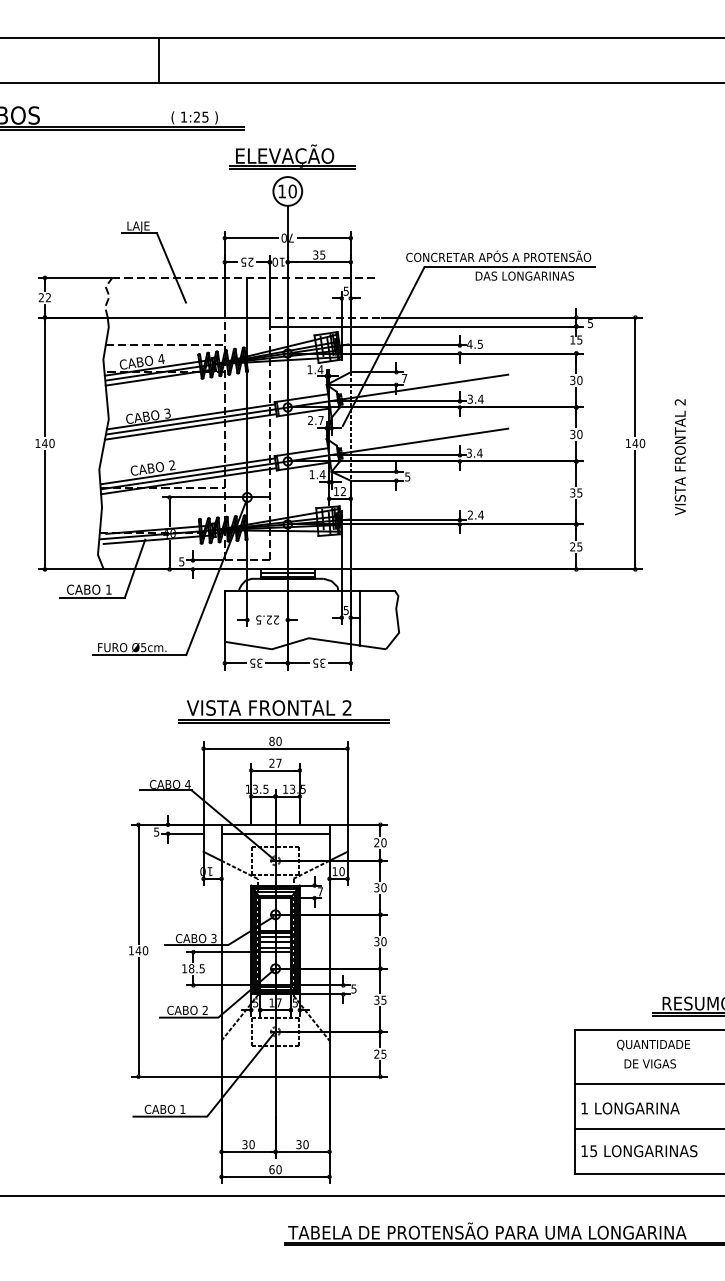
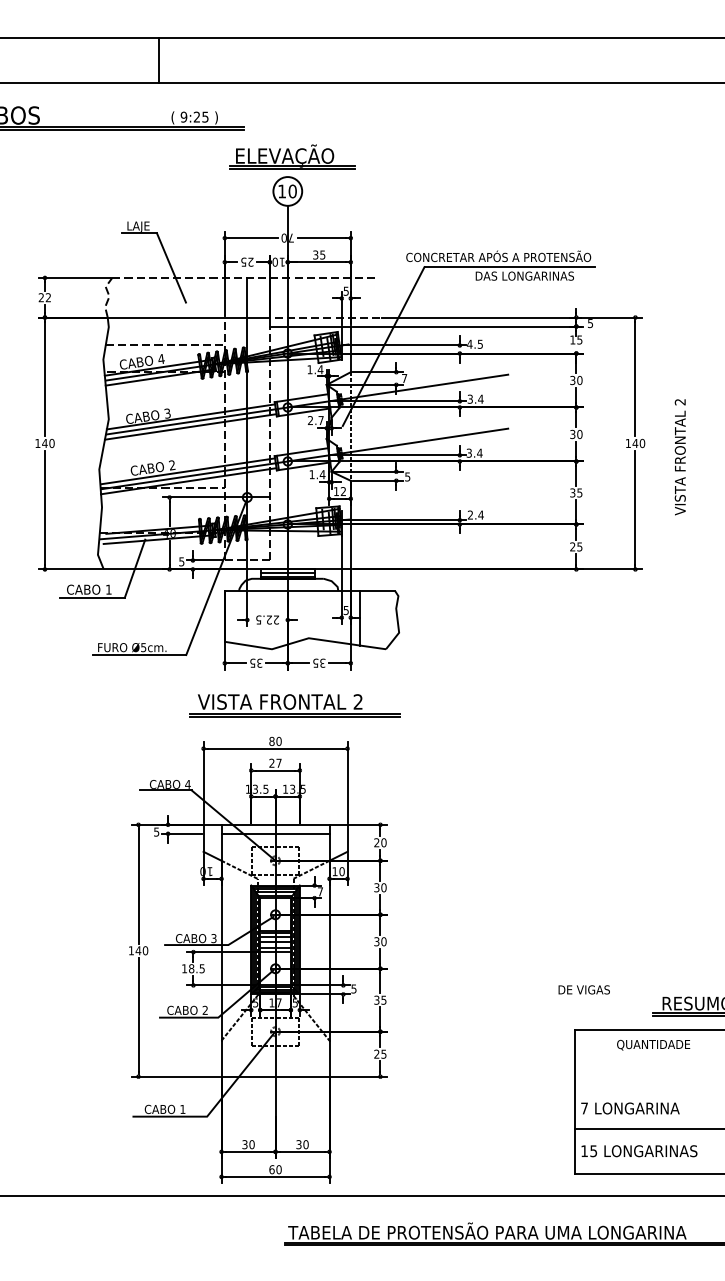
text: 1:25 -> 9:25 (183, 116)
part position: (283, 711) -> (294, 705) (294, 705)
text position: (649, 1063) -> (583, 989) (583, 989)
line: present -> none (648, 1083)
text: 1 -> 7 (584, 1108)
